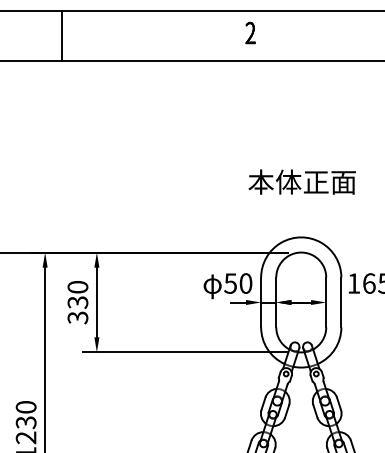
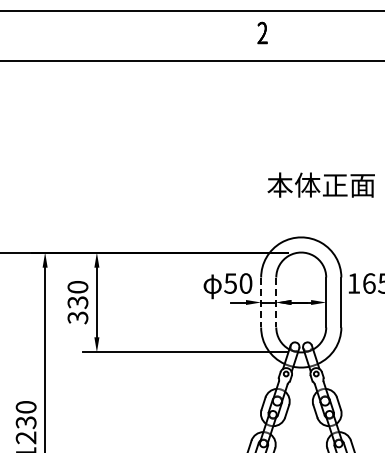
text position: (250, 32) -> (262, 32) (262, 32)
line: present -> none (62, 35)
text position: (301, 181) -> (320, 184) (320, 184)
line: solid -> dashed (261, 302)
line: solid -> dashed (276, 302)
